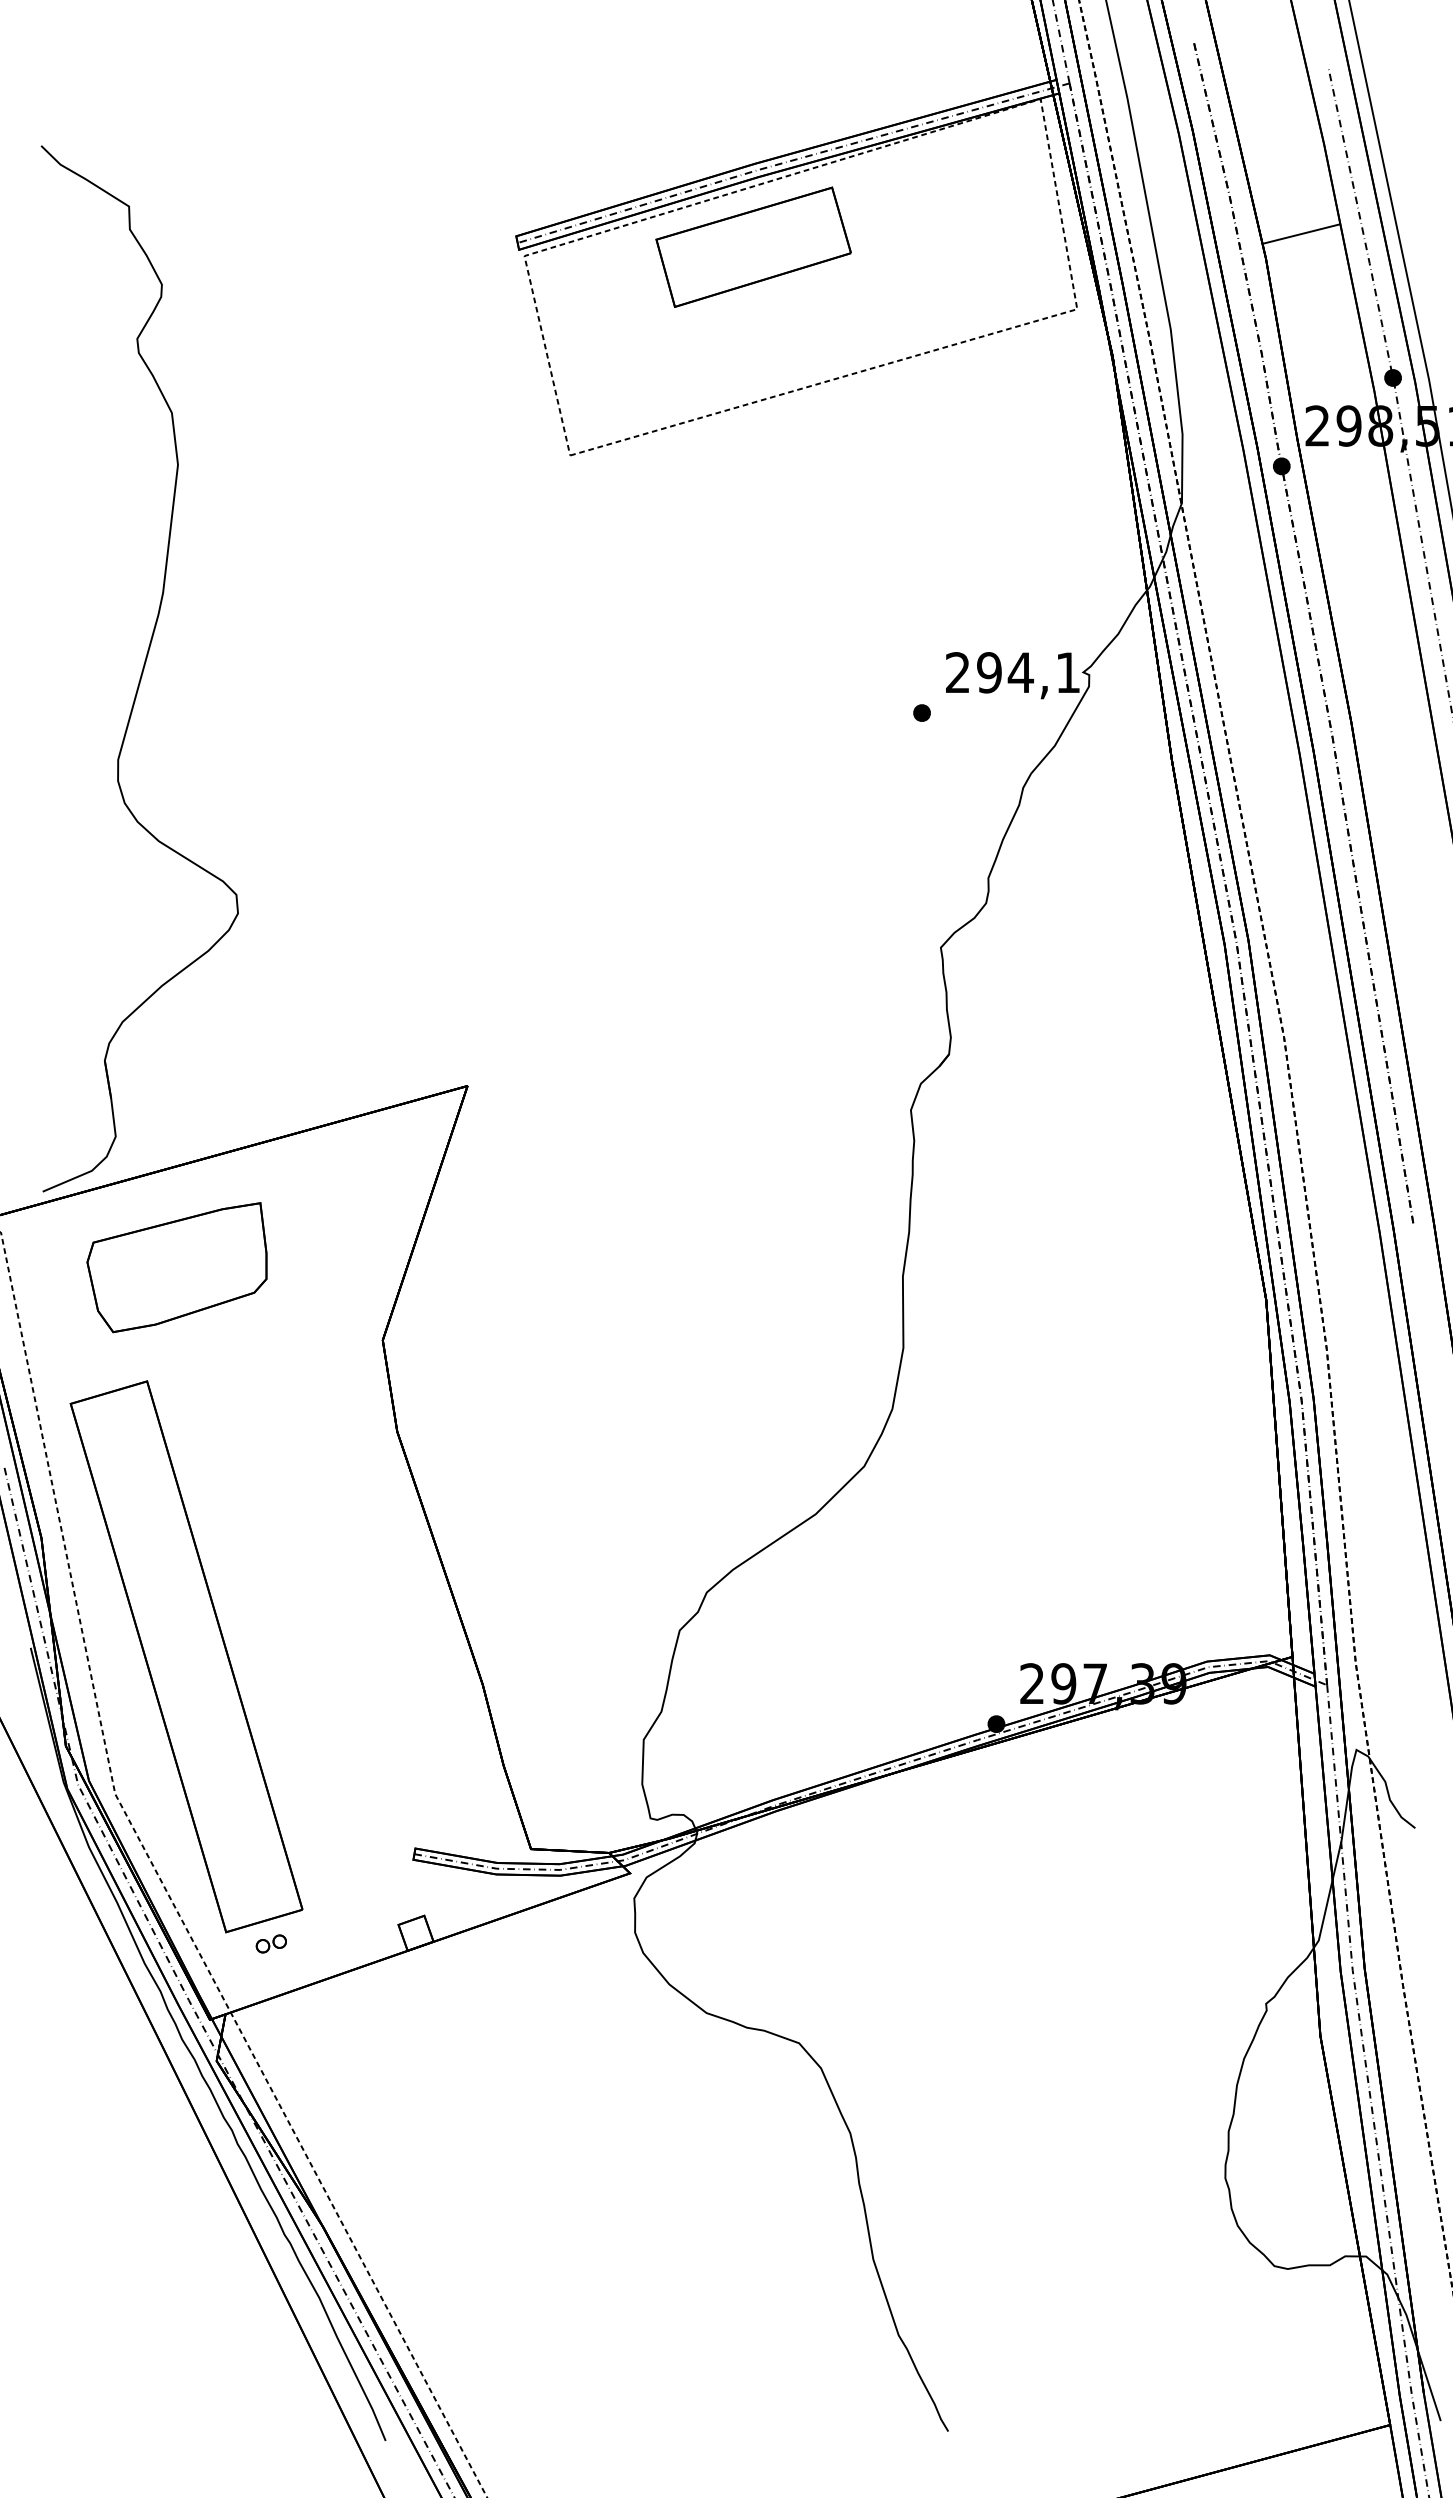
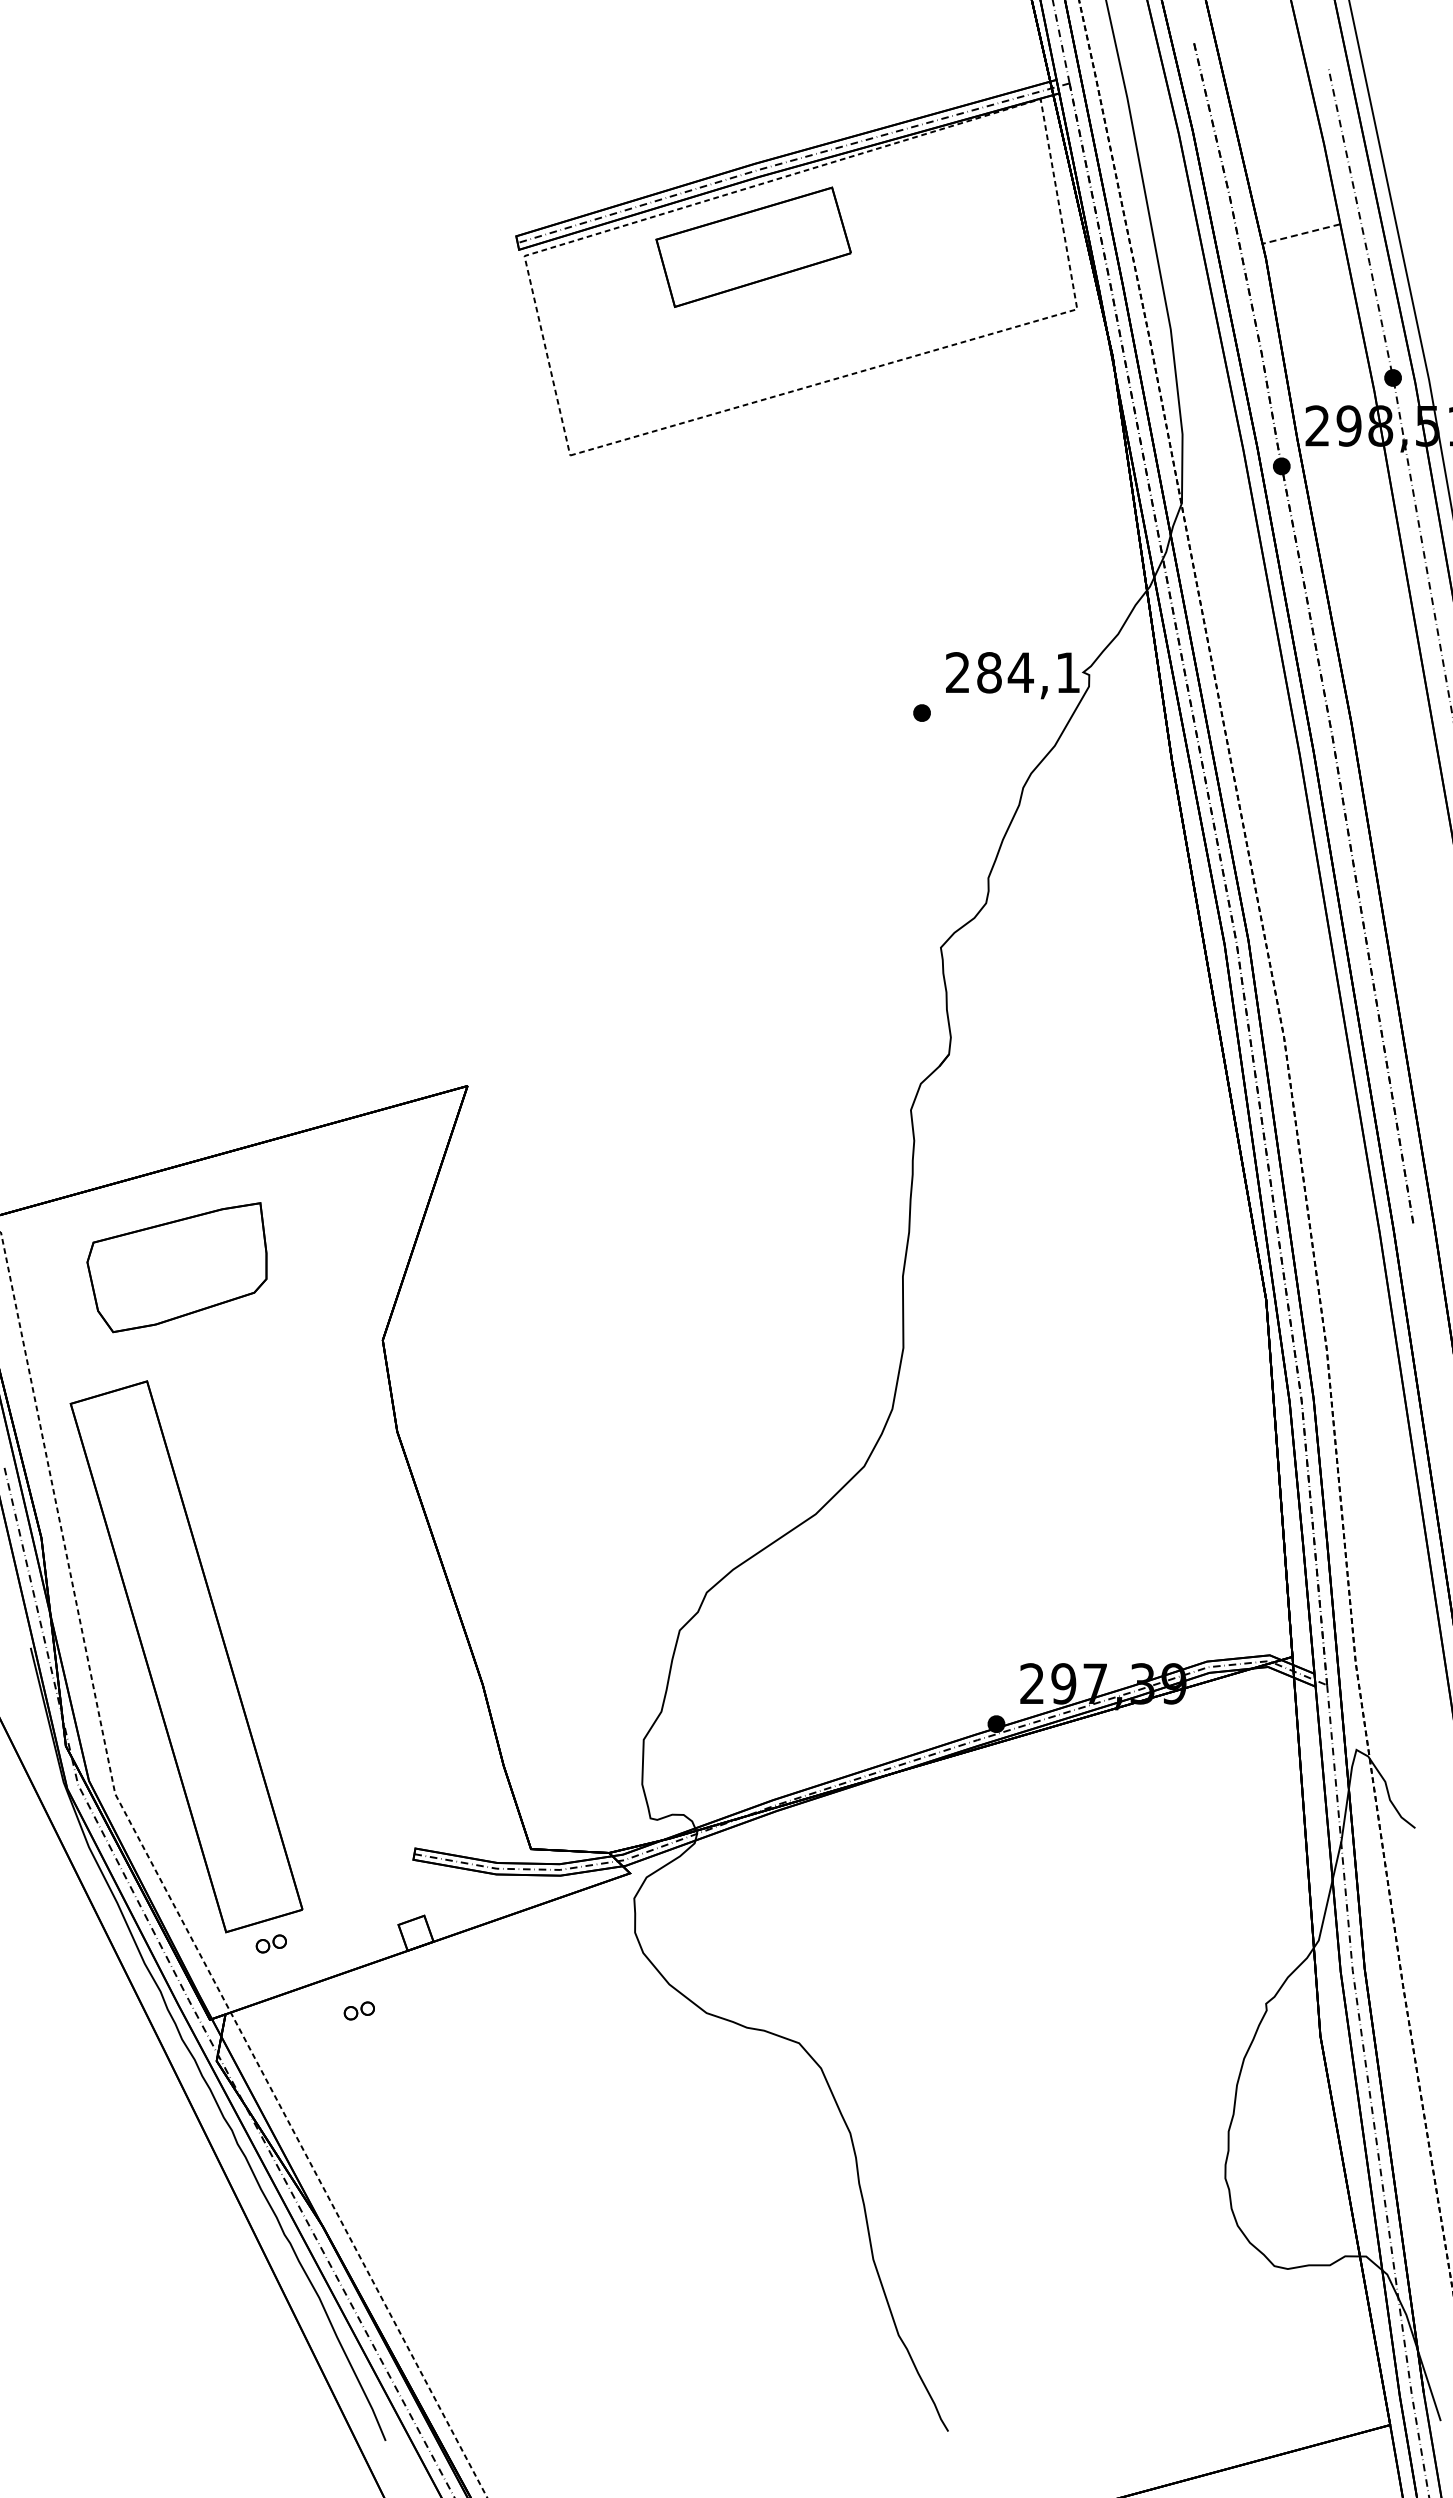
line: solid -> dashed (1300, 234)
part: present -> none (139, 668)
text: 294,1 -> 284,1 (989, 672)
part: none -> present (358, 2010)
